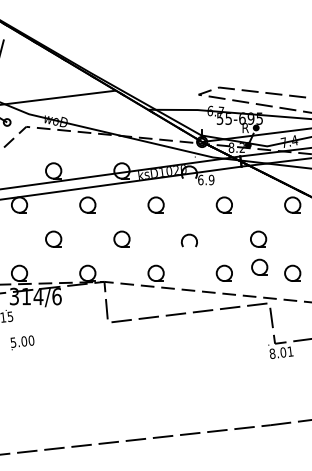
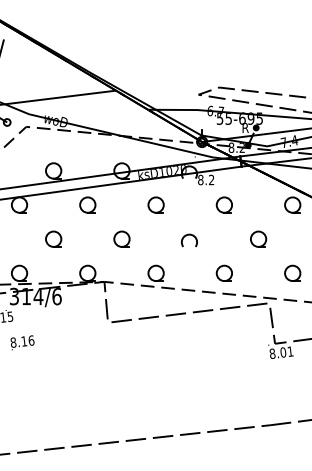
text: 6.9 -> 8.2 (206, 179)
part: present -> none (259, 266)
text: 5.00 -> 8.16 (22, 341)
